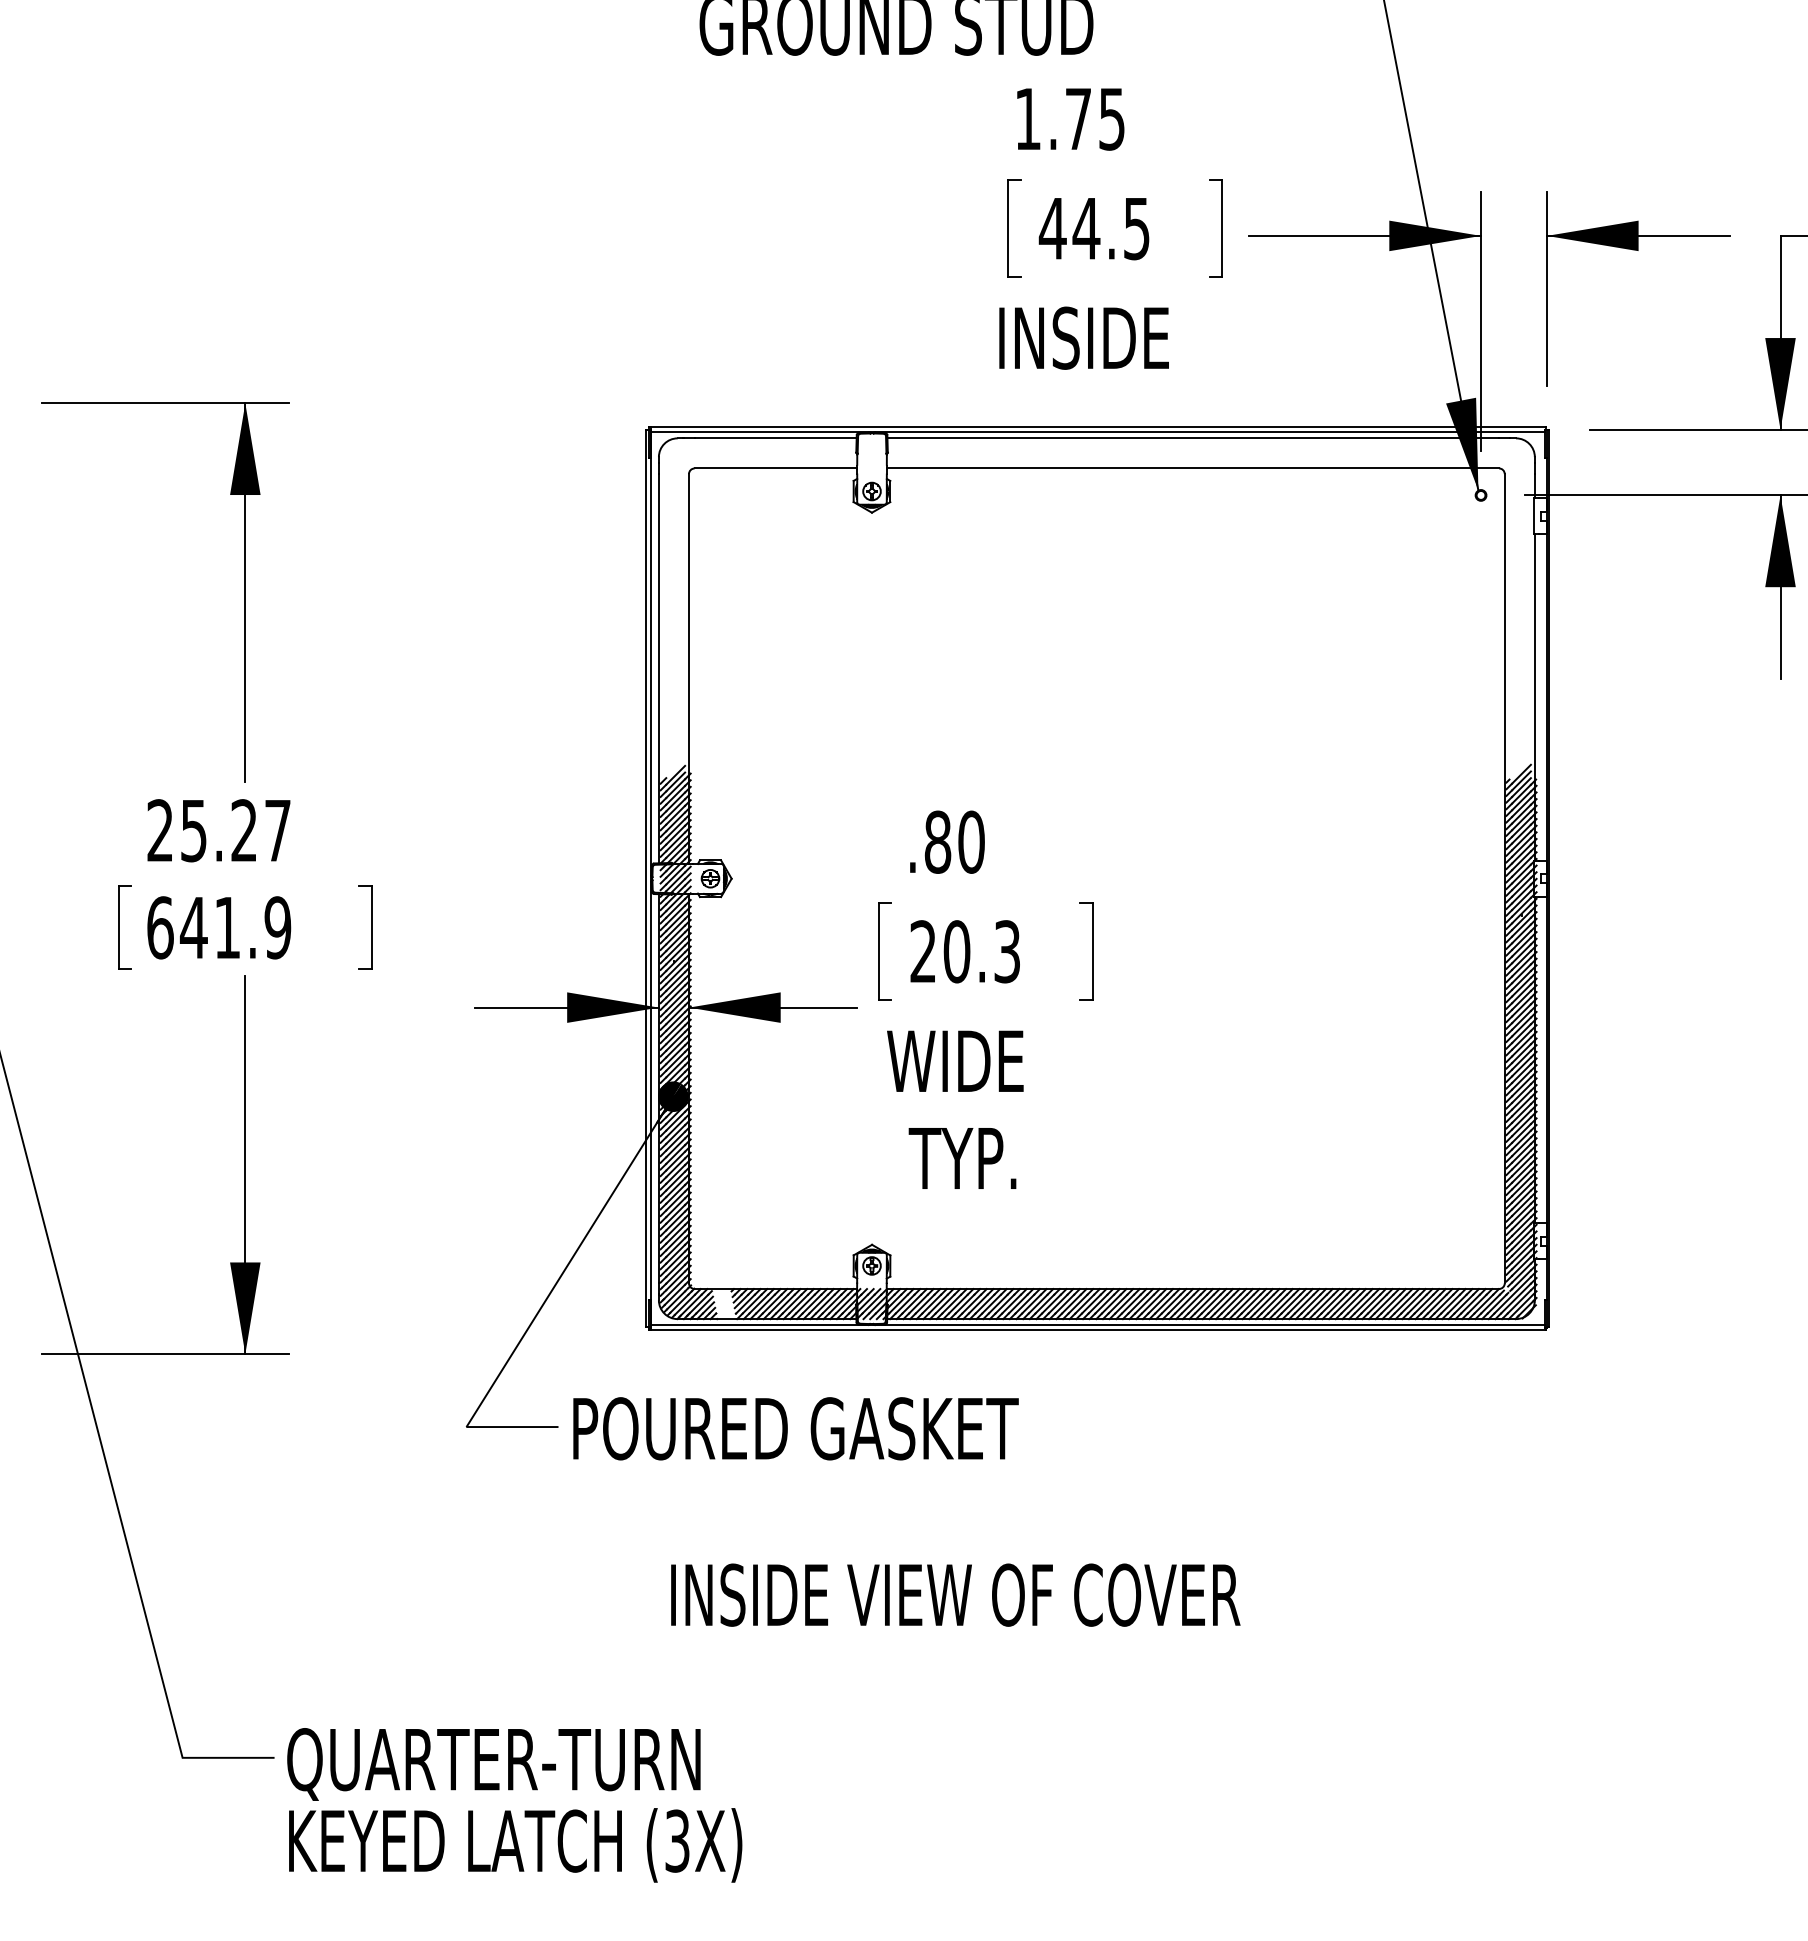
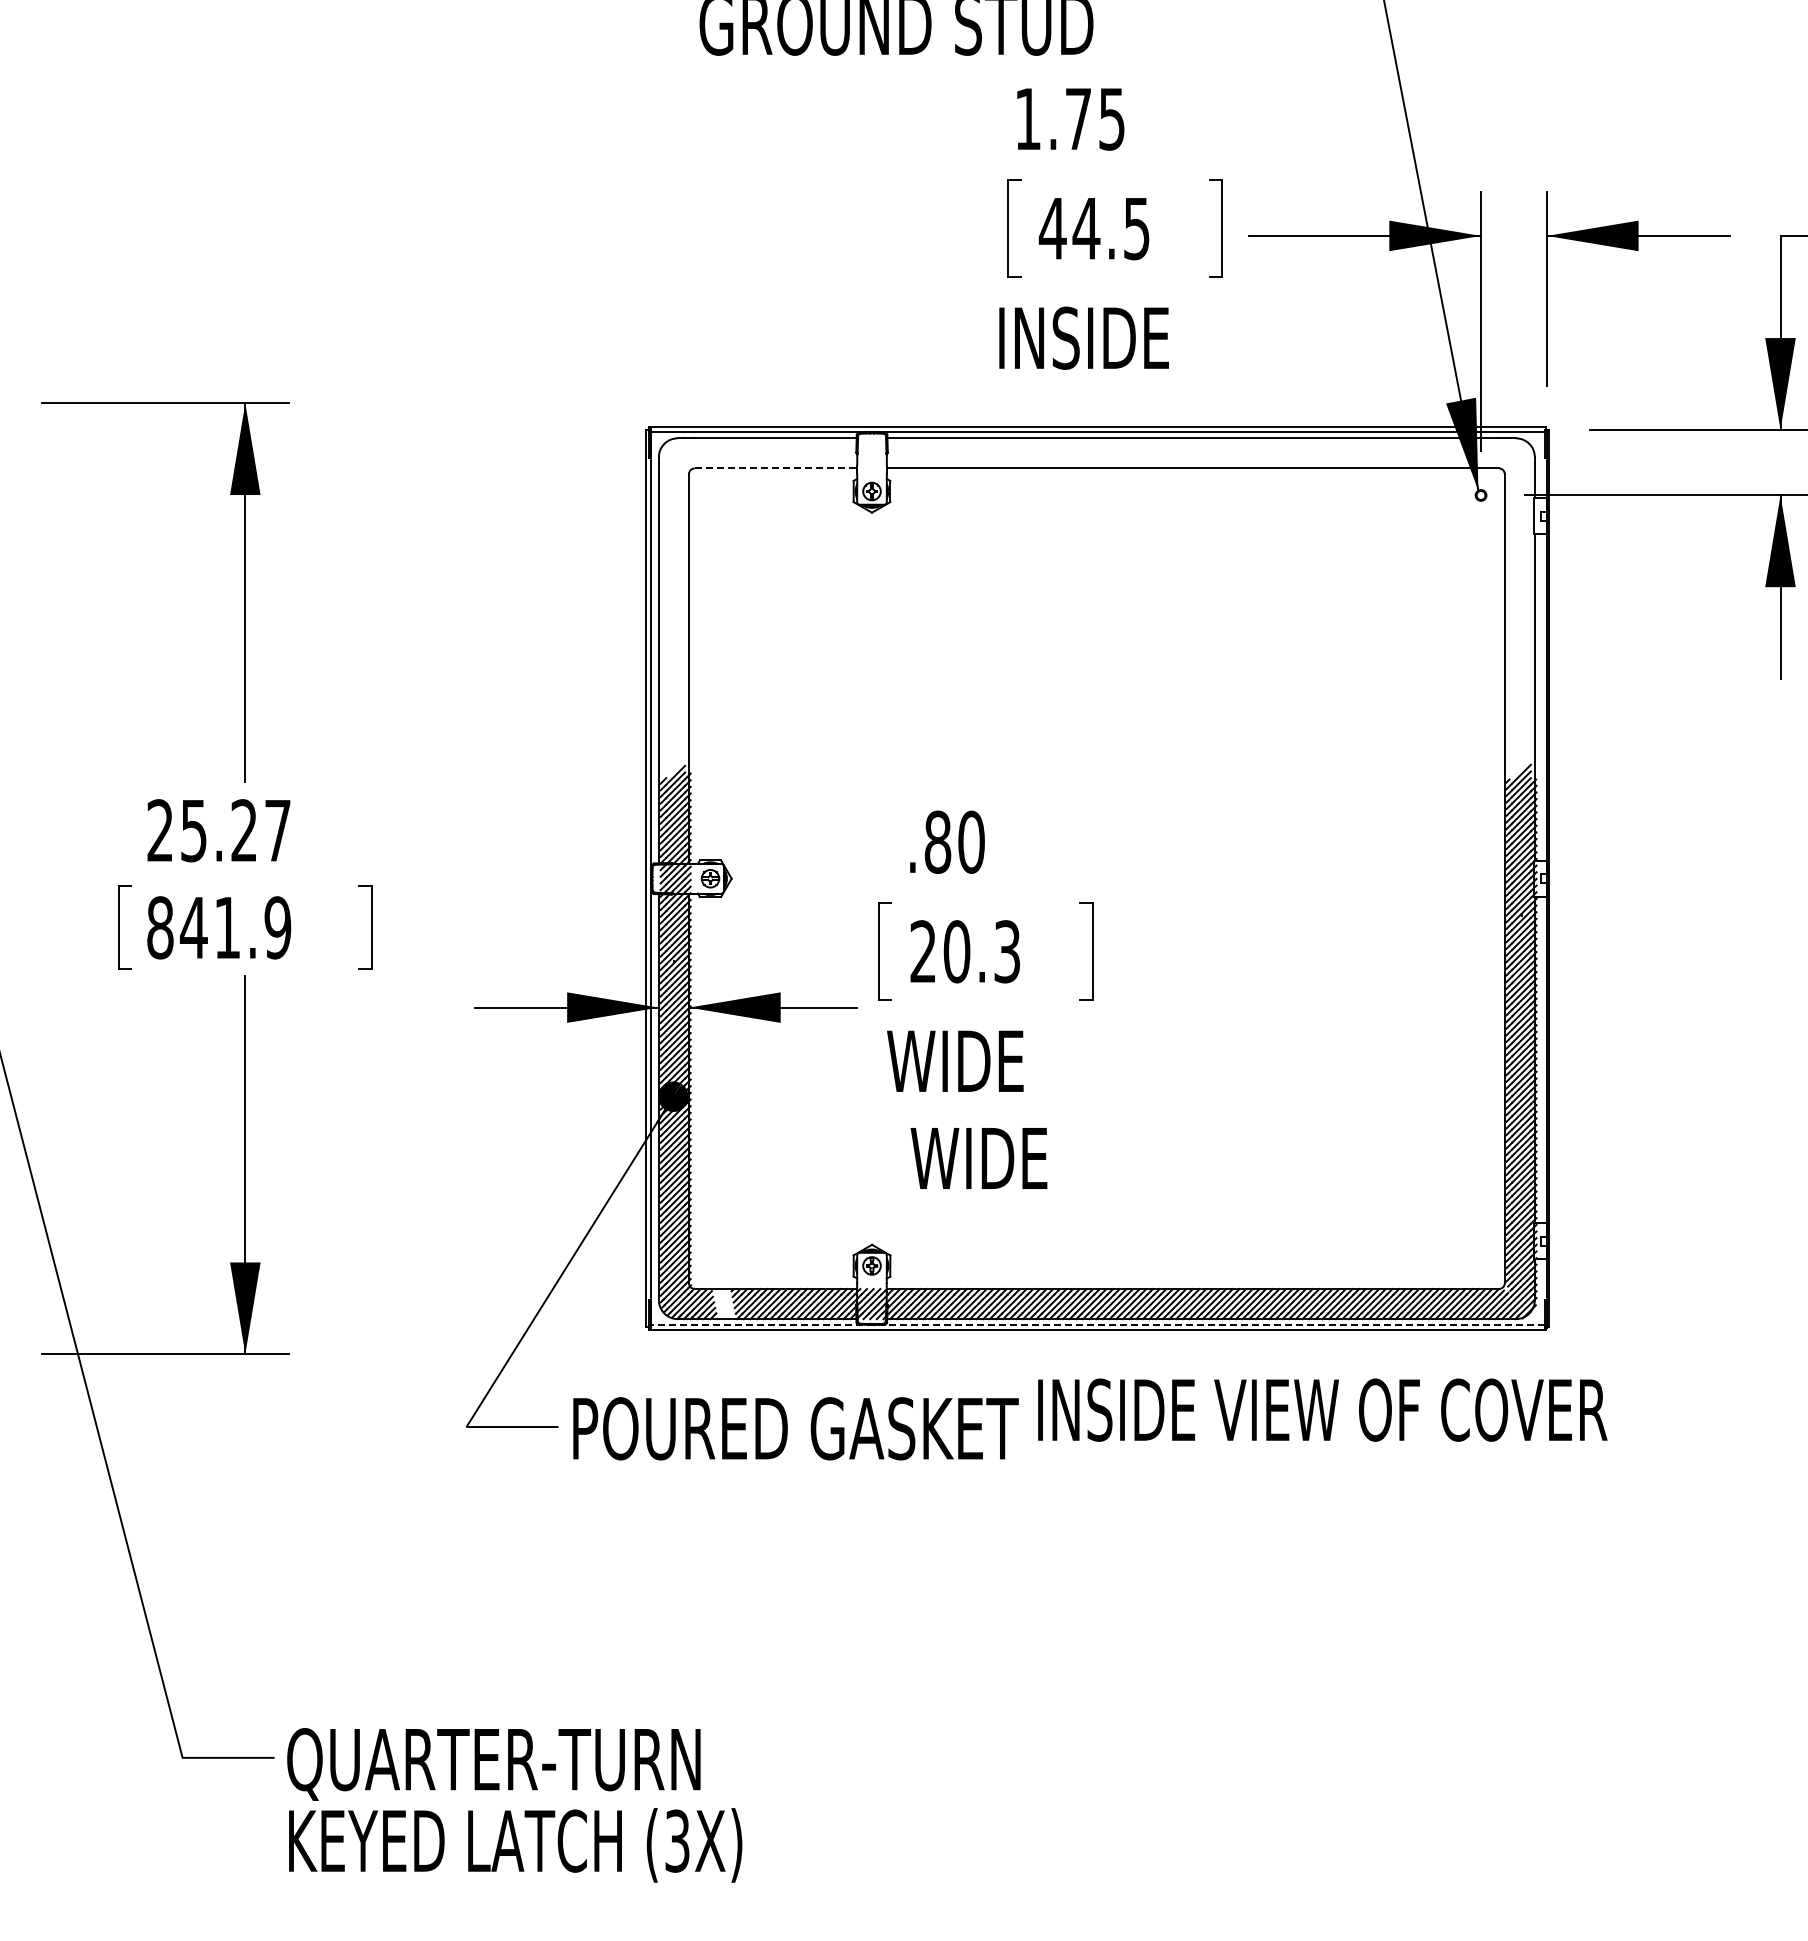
line: solid -> dashed (776, 468)
text: 641.9 -> 841.9 (160, 927)
text: TYP. -> WIDE (977, 1158)
line: solid -> dashed (1098, 1325)
text position: (955, 1594) -> (1322, 1409) (1322, 1409)
